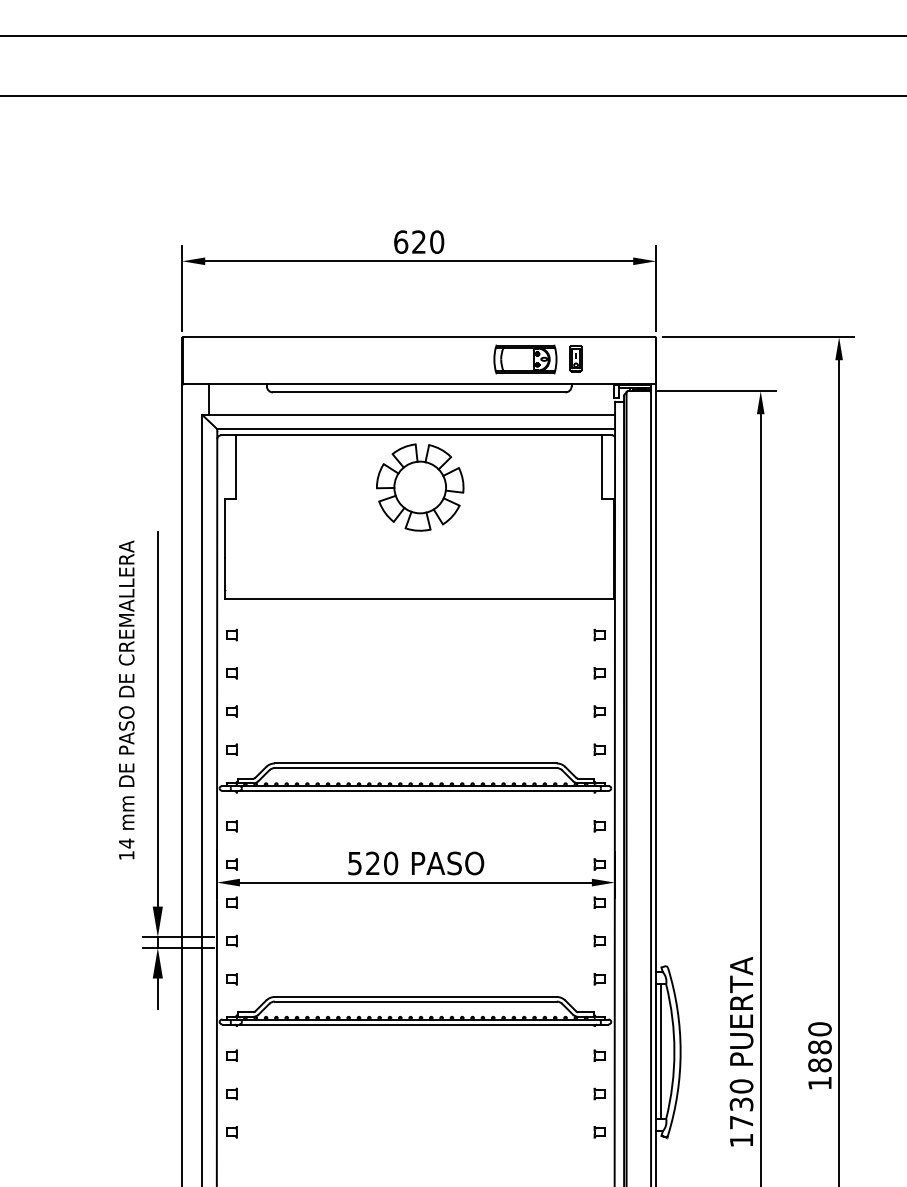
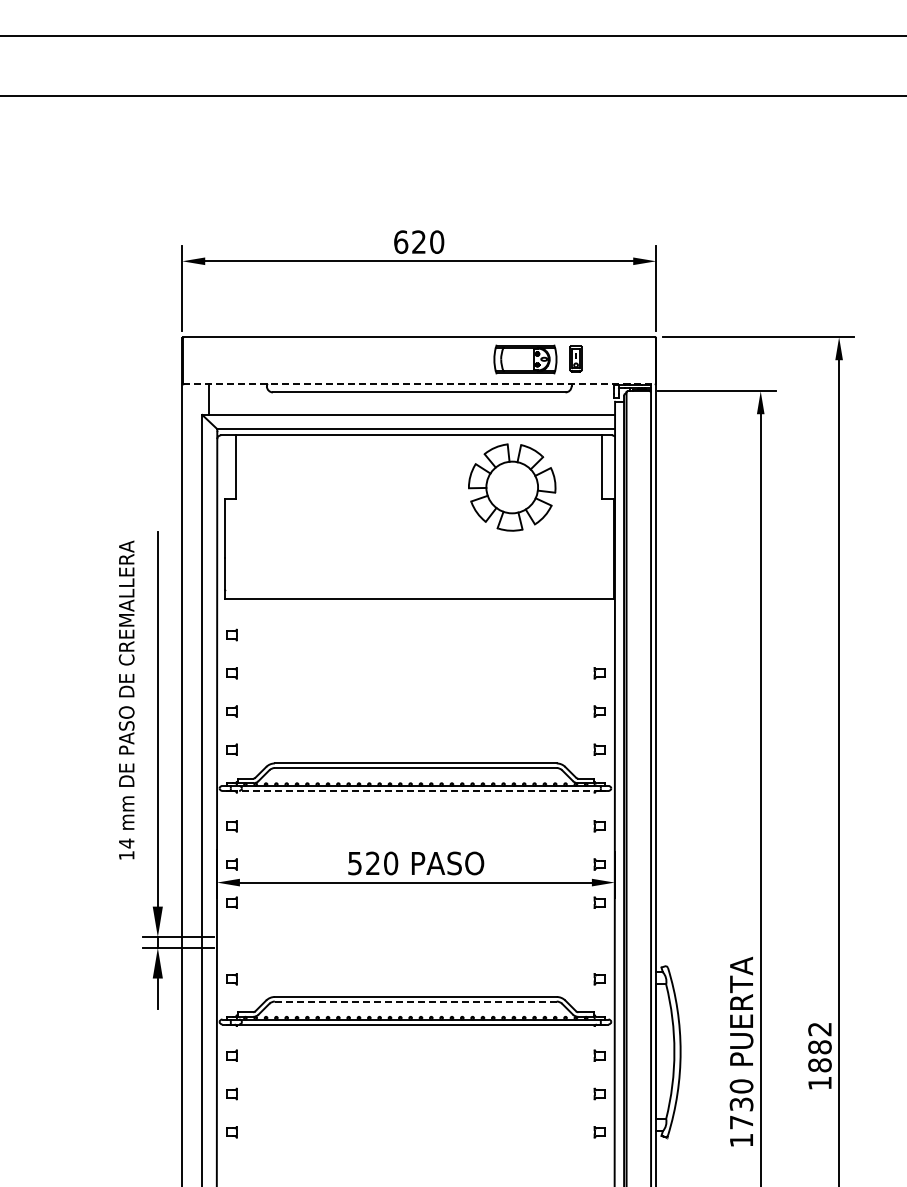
line: solid -> dashed (419, 384)
part position: (420, 487) -> (512, 487) (512, 487)
part: present -> none (599, 634)
line: solid -> dashed (416, 790)
part: present -> none (231, 940)
part: present -> none (599, 940)
line: solid -> dashed (415, 1001)
text: 1880 -> 1882 (819, 1029)
line: present -> none (661, 1051)
